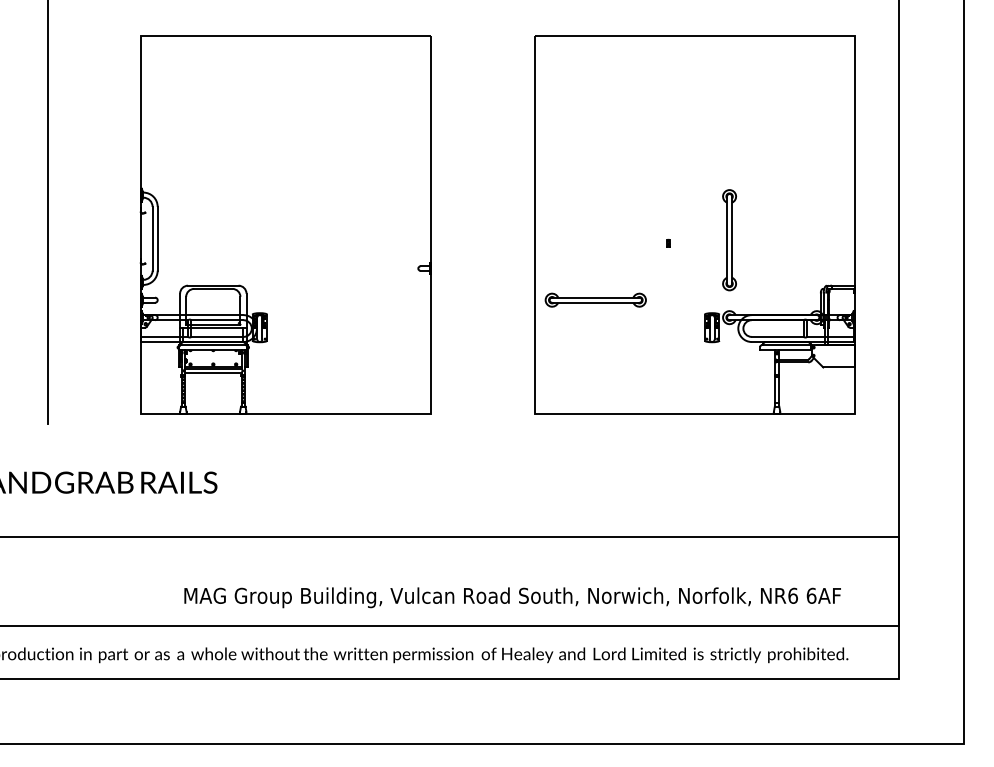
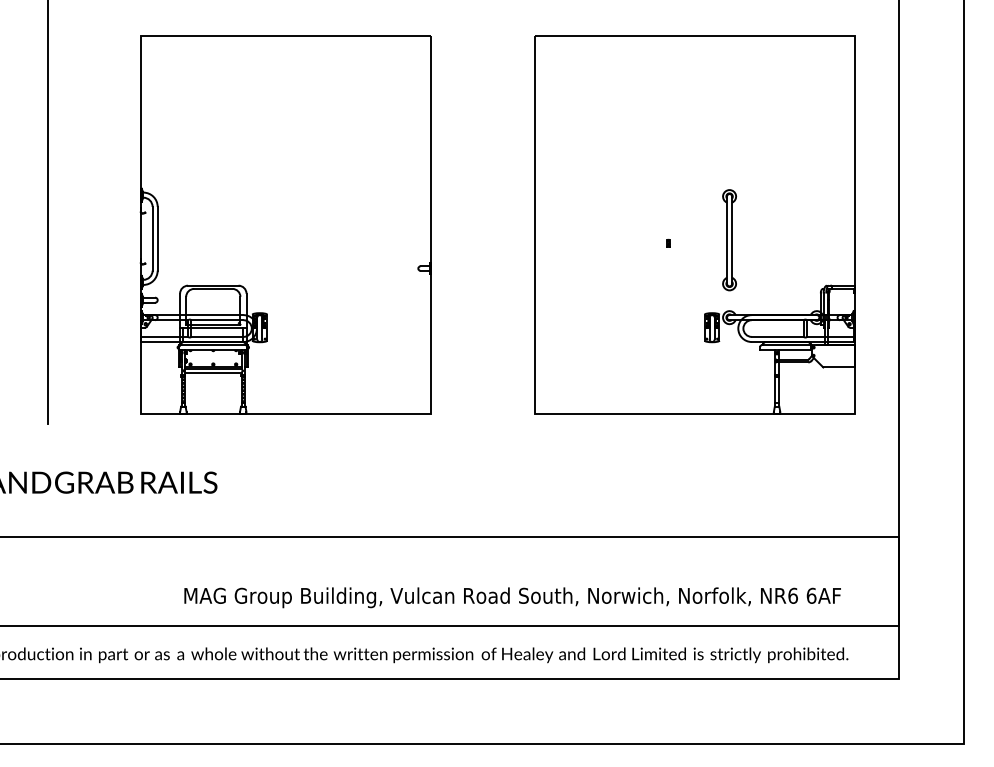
part: present -> none (595, 299)
